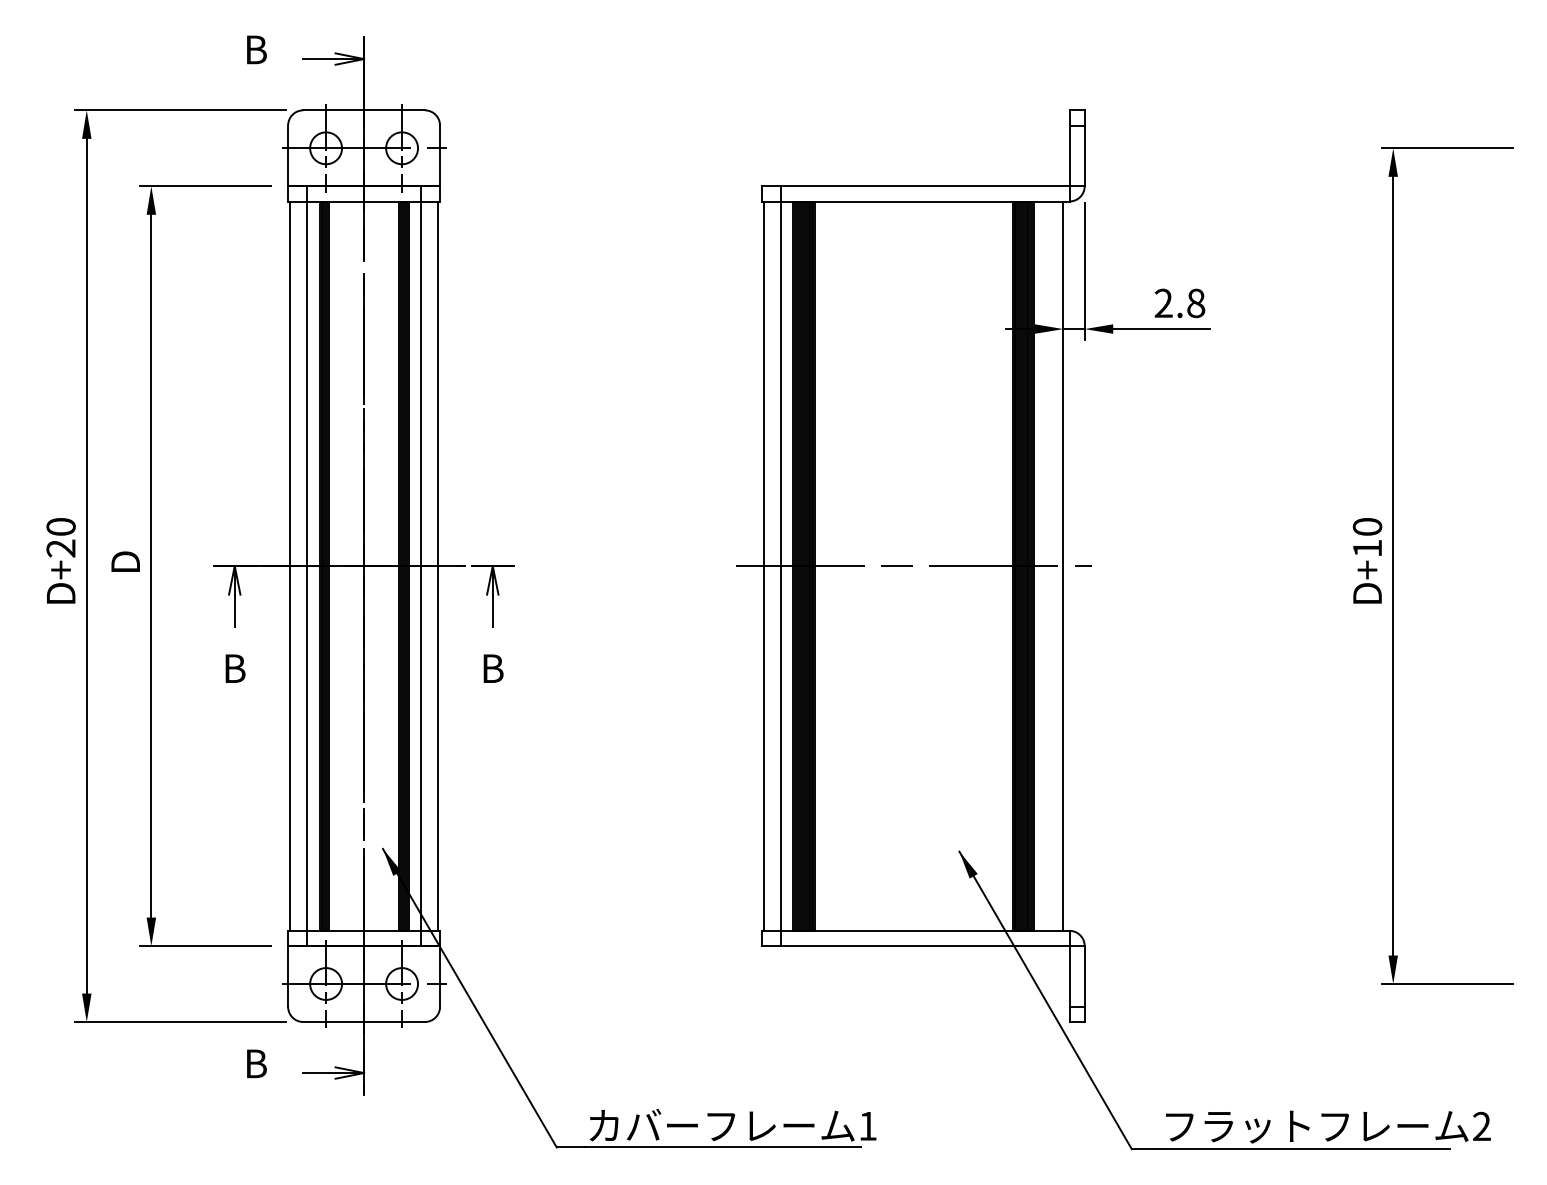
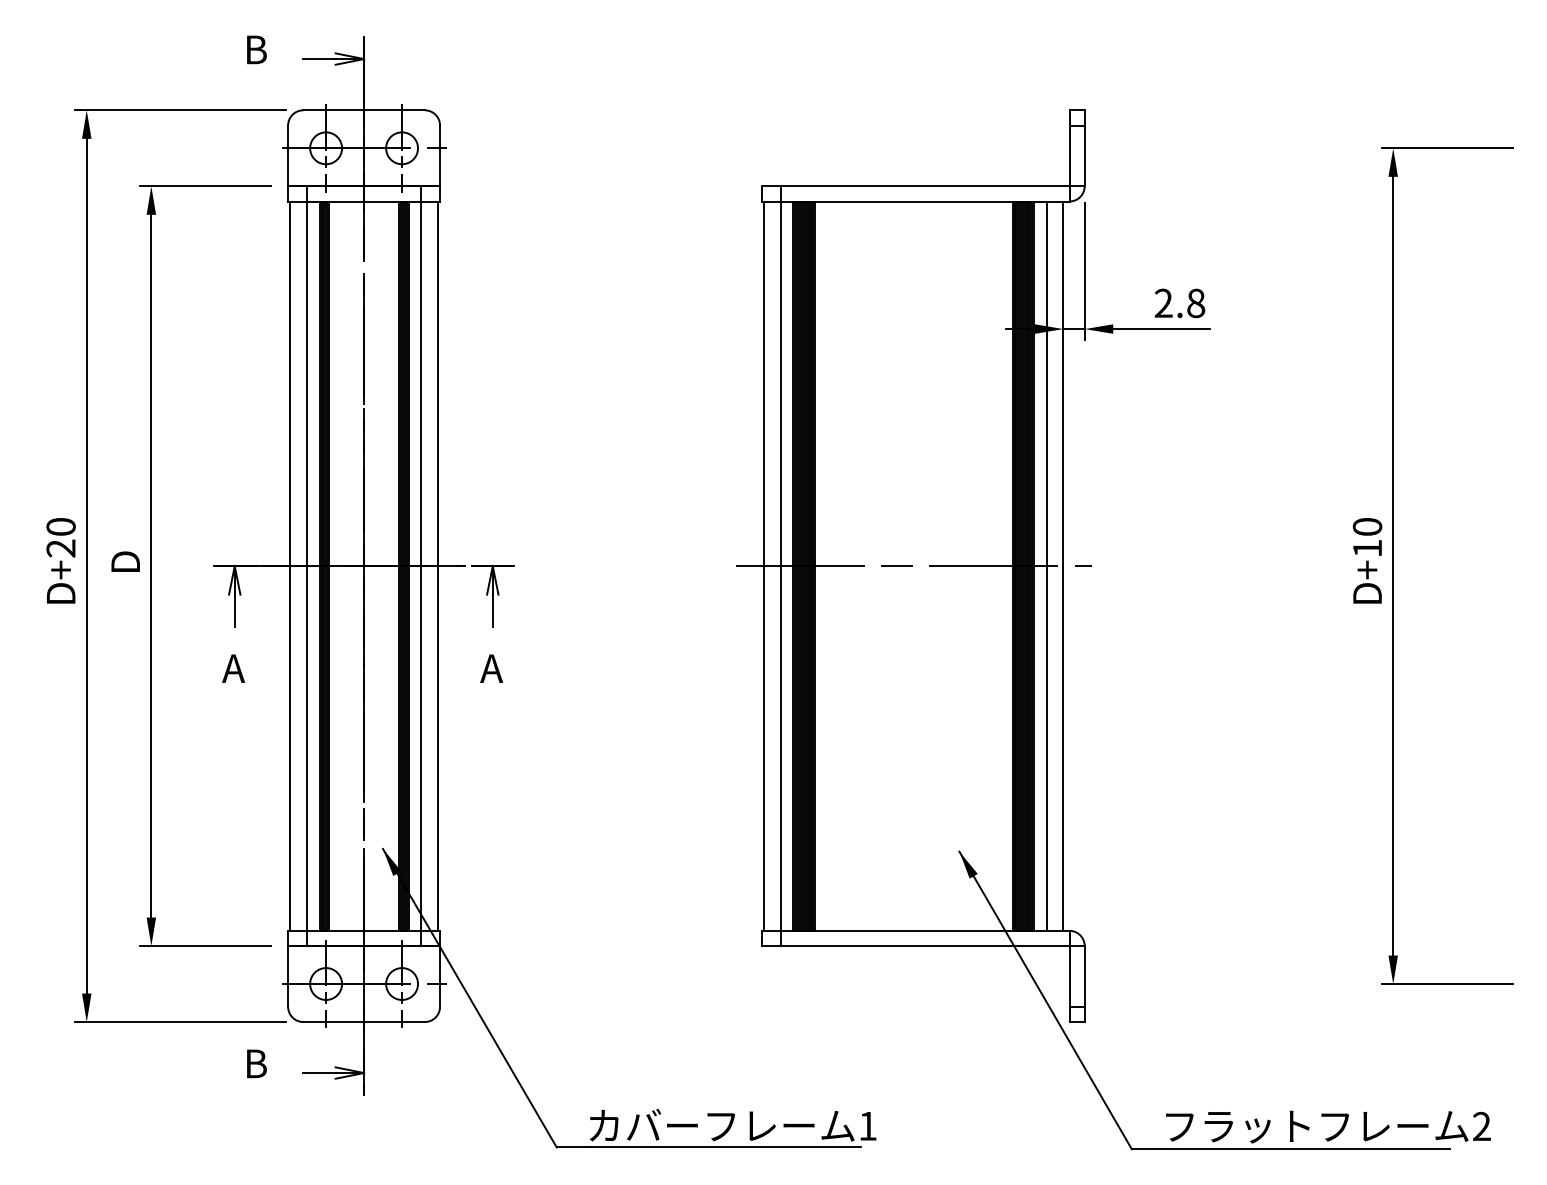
line: none -> present (1046, 565)
text: B -> A (233, 668)
text: B -> A (491, 668)
